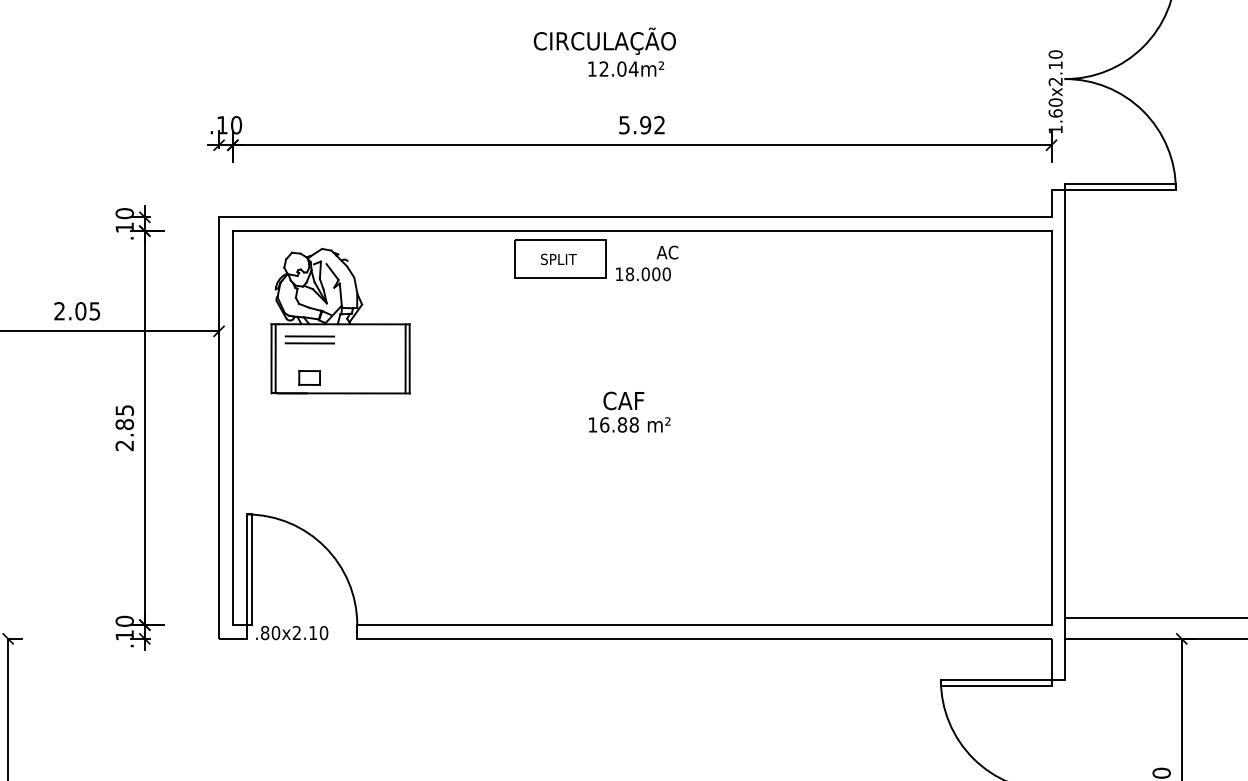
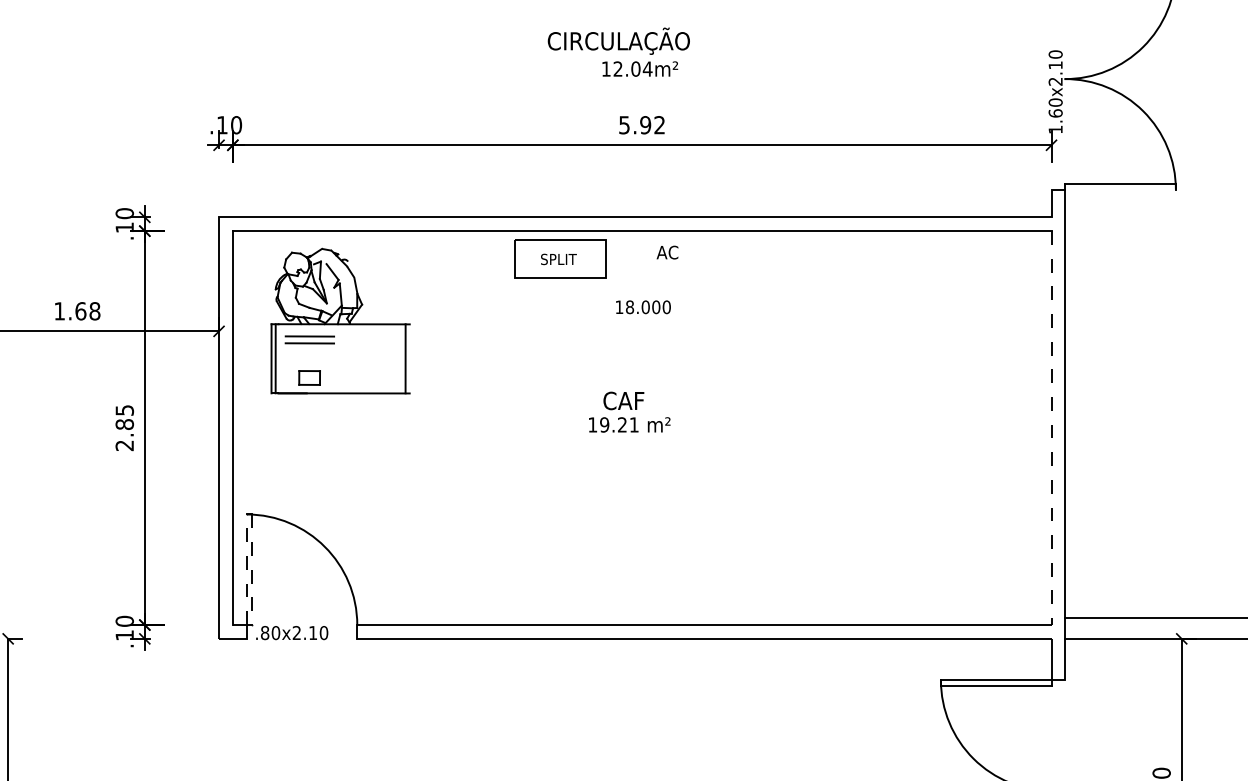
text position: (604, 51) -> (618, 51) (618, 51)
line: present -> none (1120, 189)
text position: (643, 274) -> (643, 307) (643, 307)
text: 2.05 -> 1.68 (77, 311)
line: present -> none (409, 358)
text: 16.88 -> 19.21 (619, 424)
line: solid -> dashed (1051, 428)
line: solid -> dashed (246, 569)
line: solid -> dashed (252, 570)
